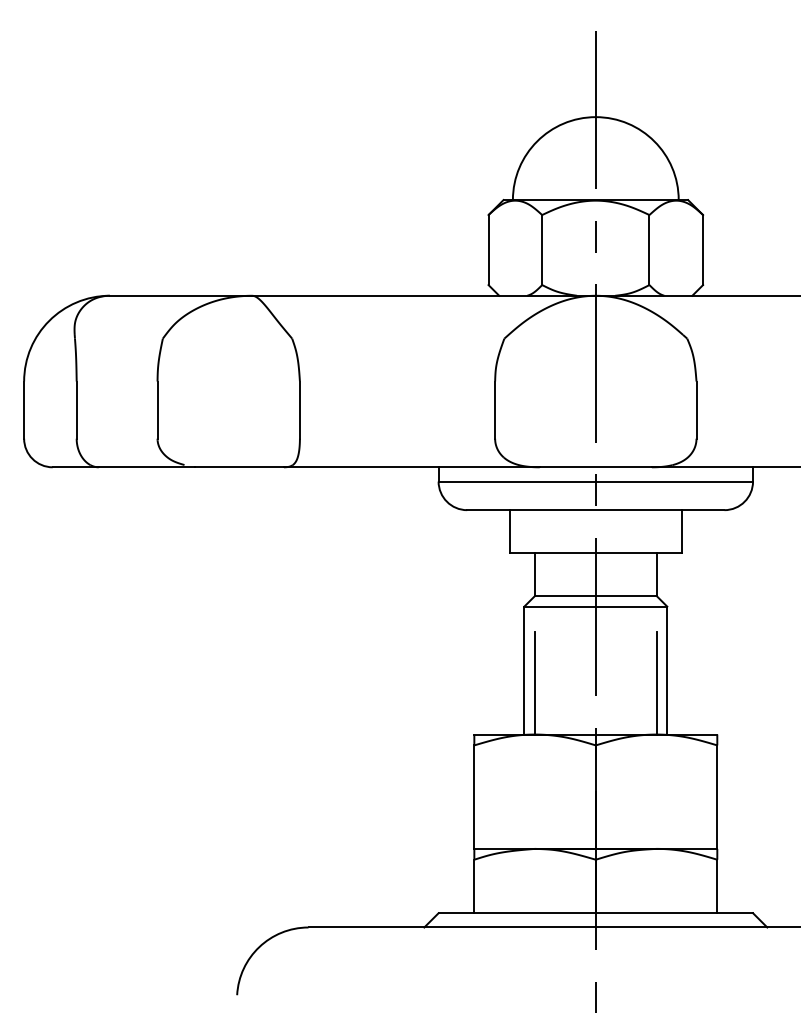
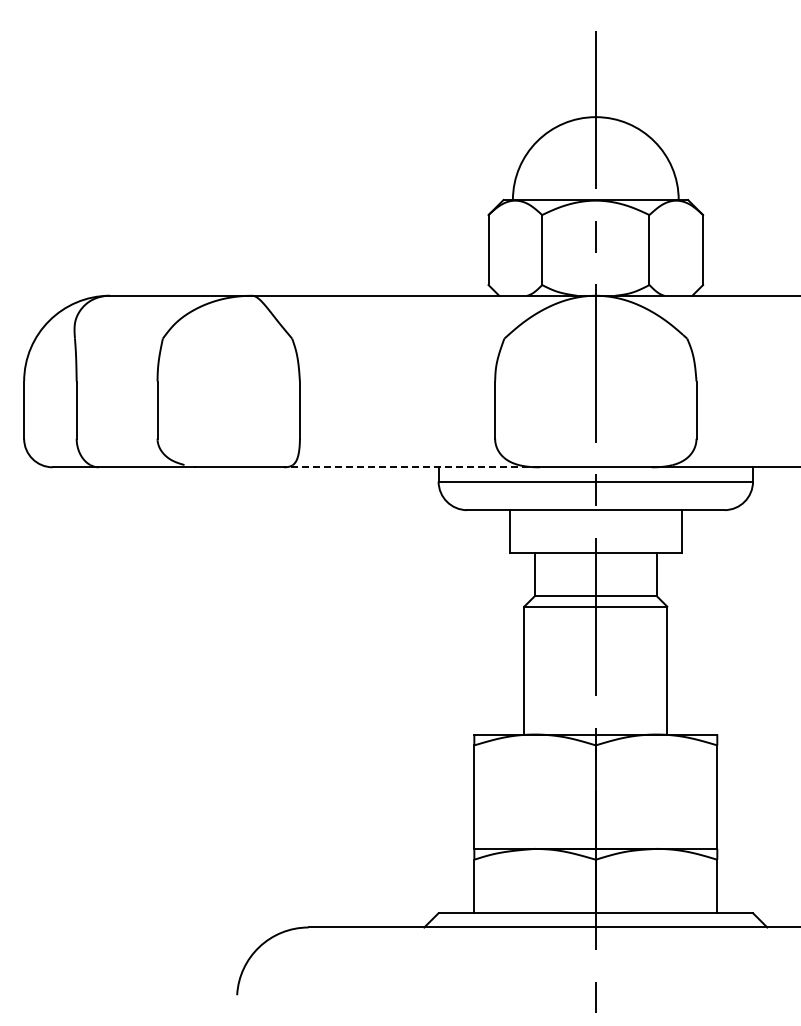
line: solid -> dashed (411, 467)
line: present -> none (535, 682)
line: present -> none (656, 682)
